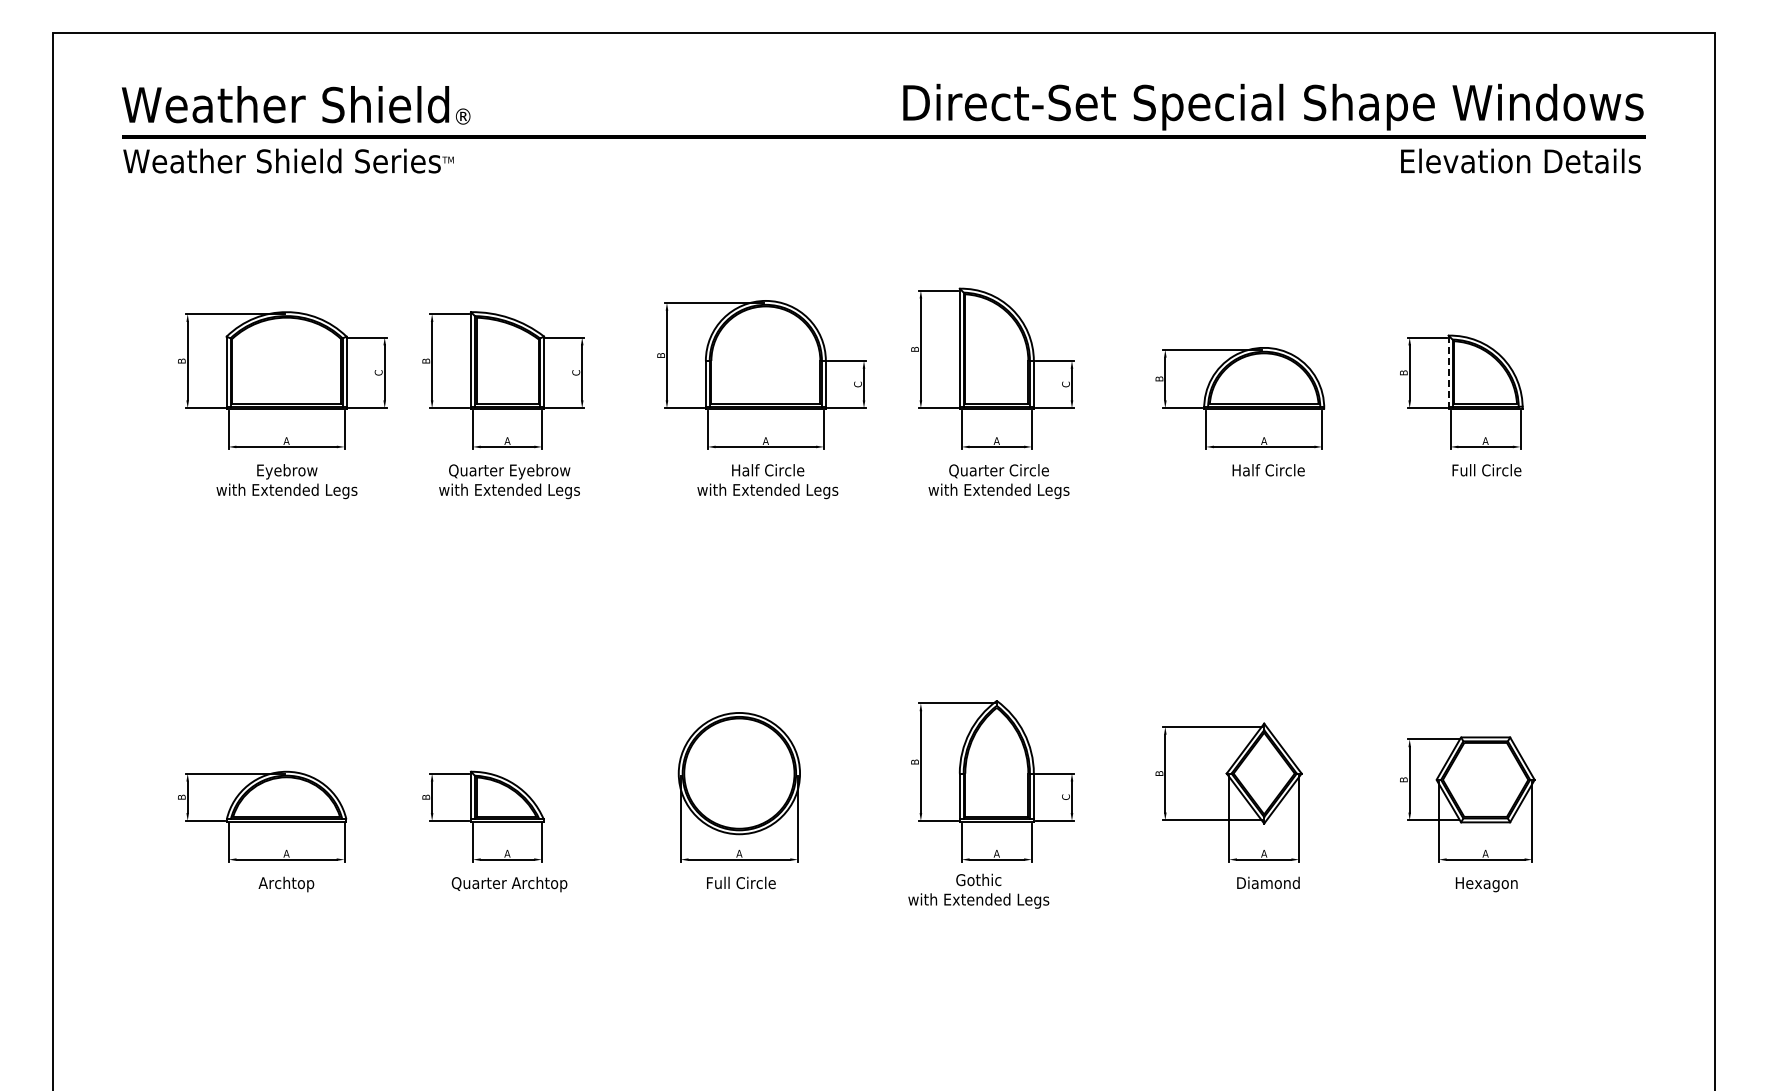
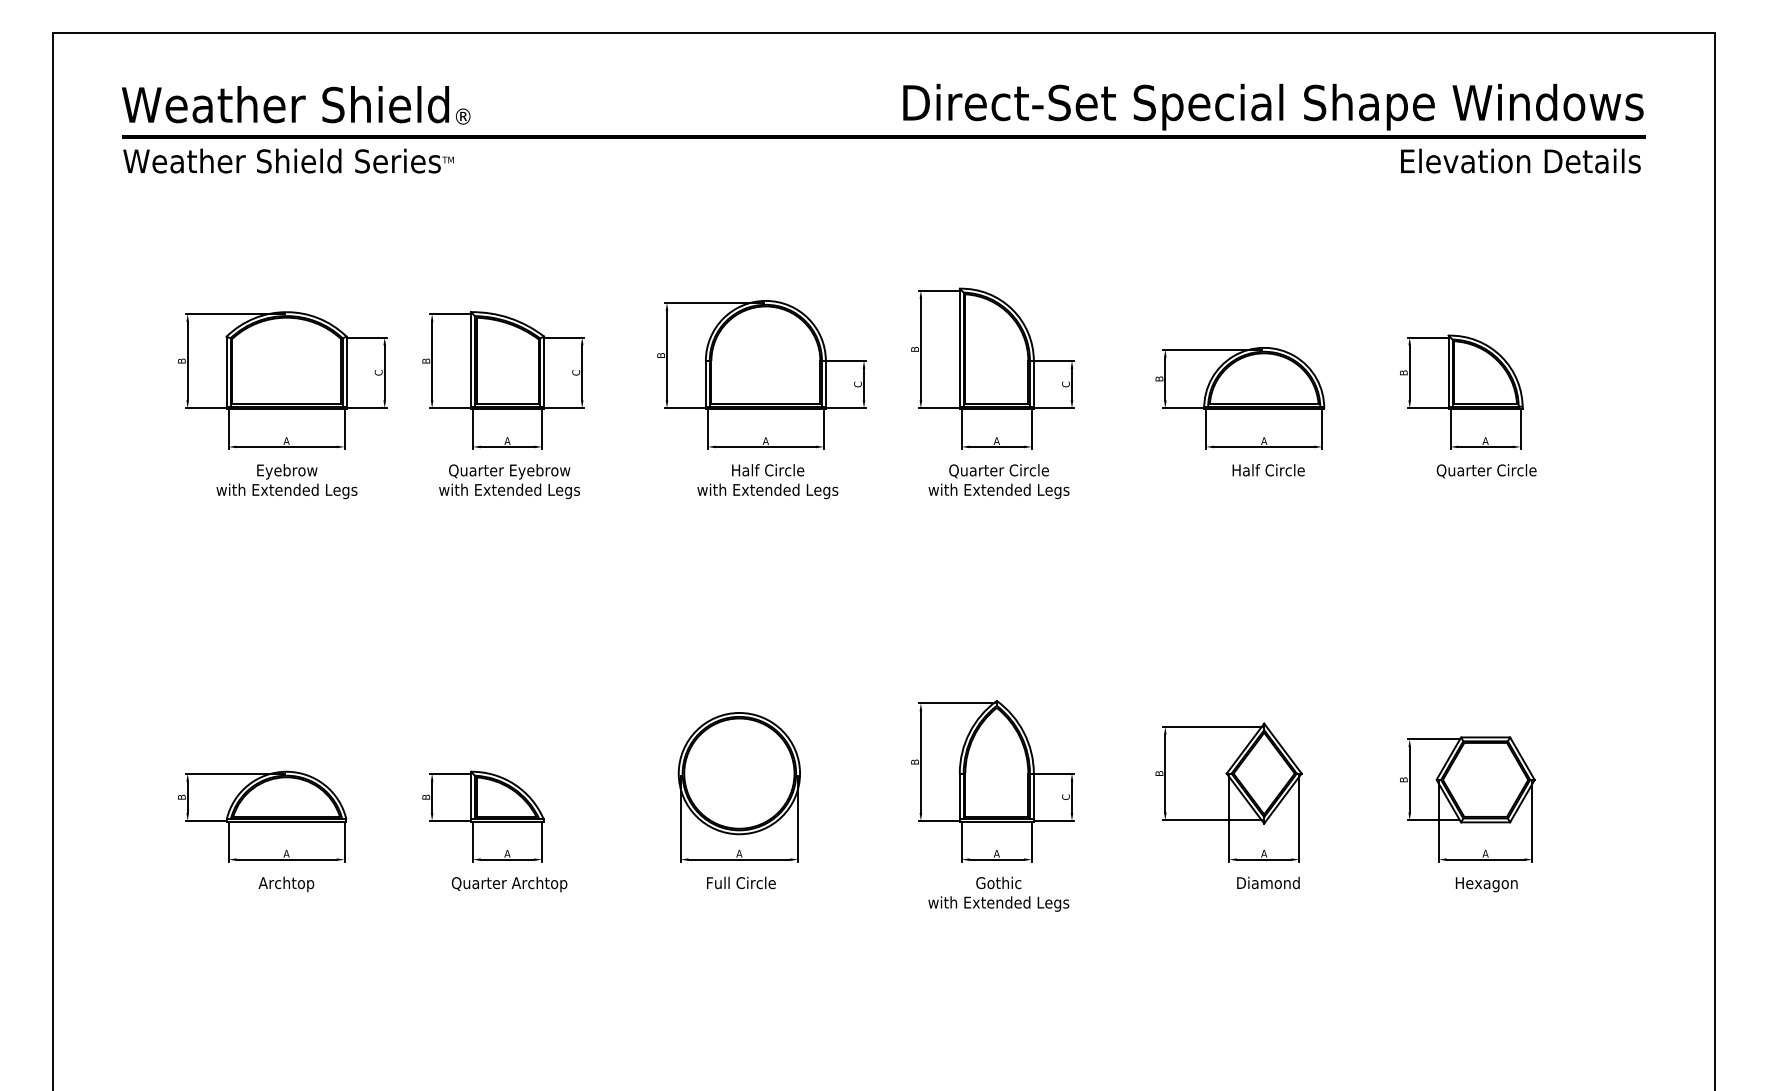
line: dashed -> solid (1448, 372)
text: Full Circle -> Quarter Circle (1486, 471)
text position: (978, 890) -> (998, 893) (998, 893)
